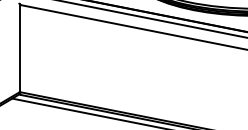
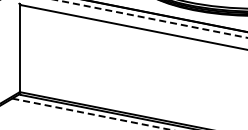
line: solid -> dashed (152, 19)
line: solid -> dashed (91, 114)
